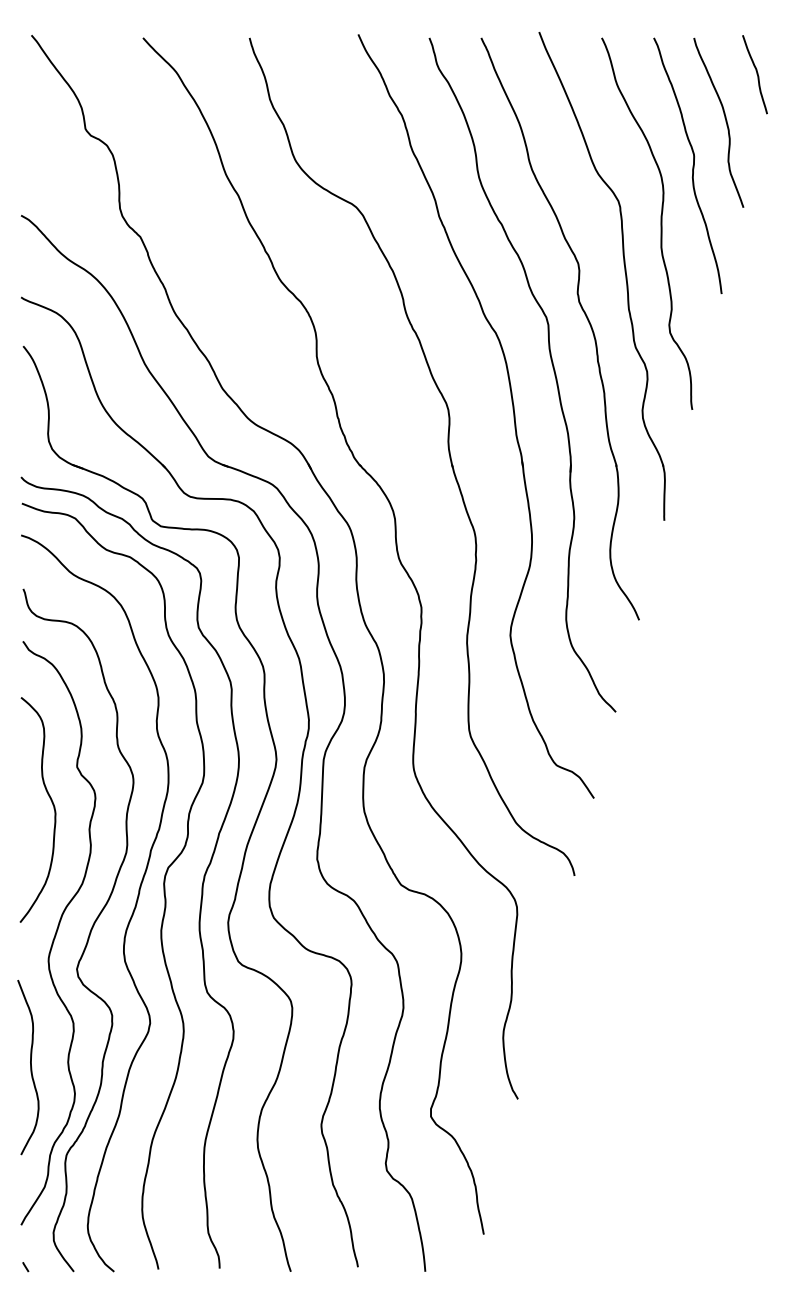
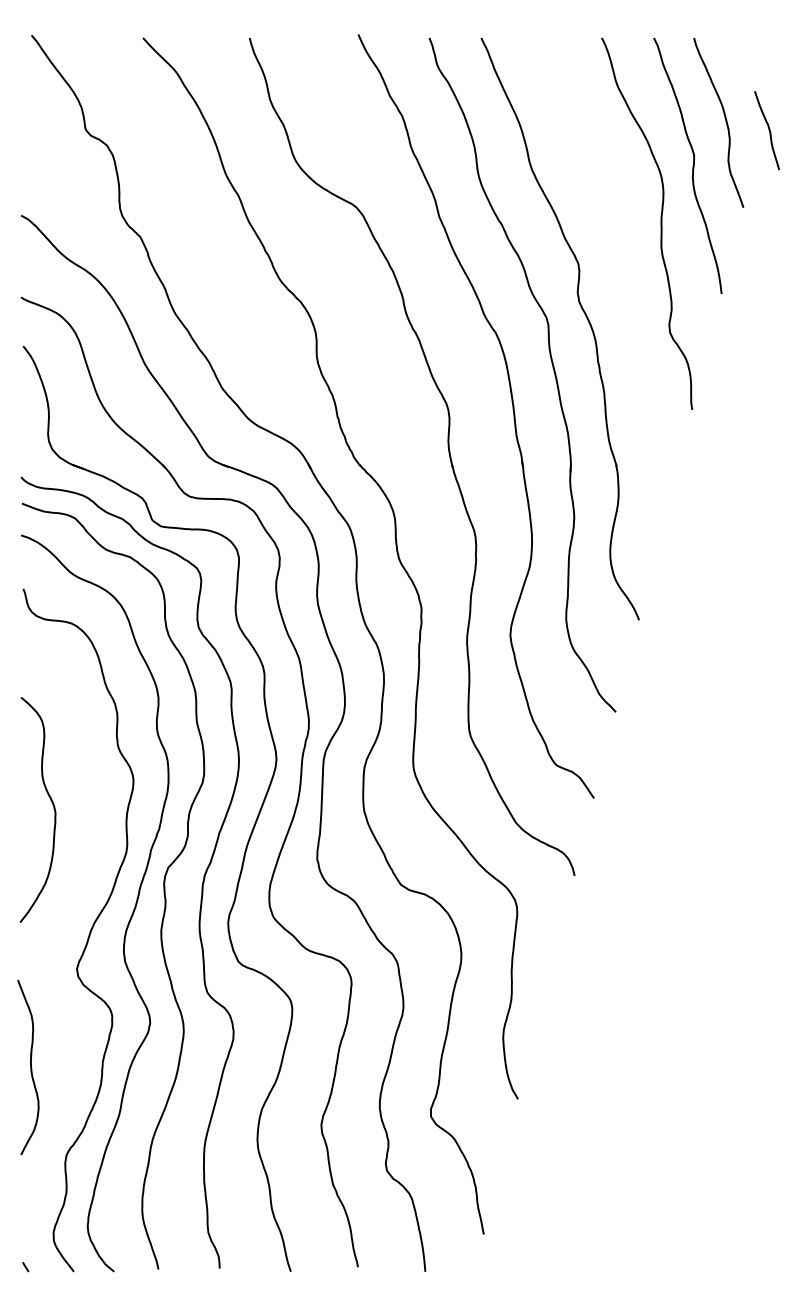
curve position: (756, 74) -> (768, 130) (768, 130)
part: present -> none (624, 272)
curve: present -> none (57, 932)
